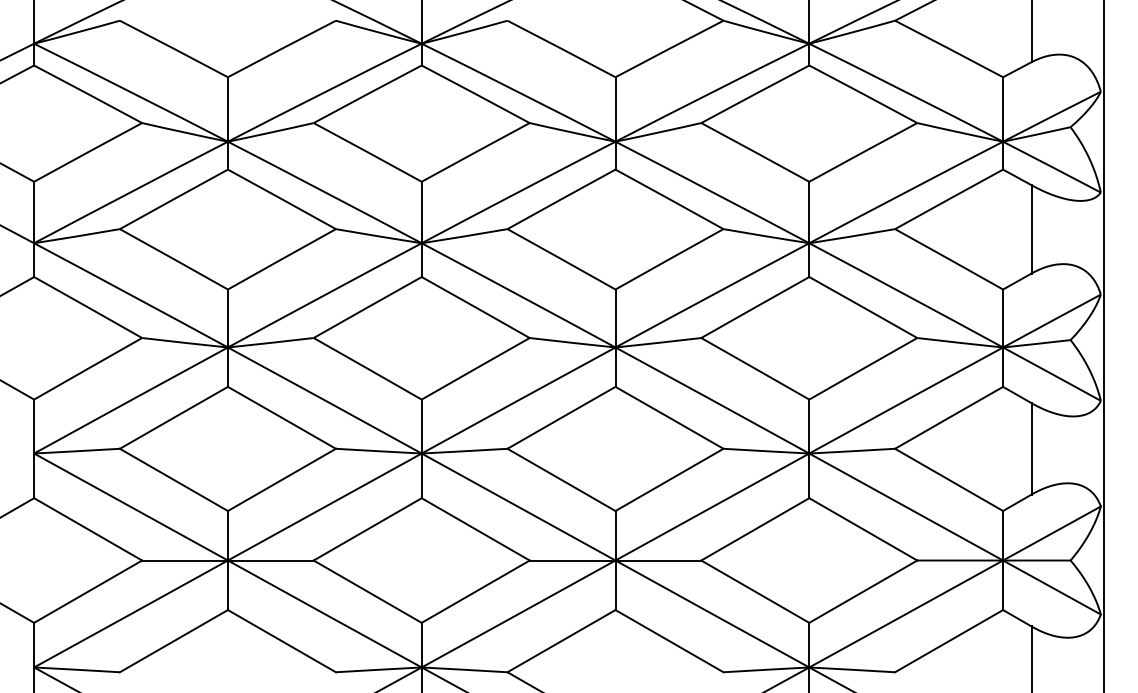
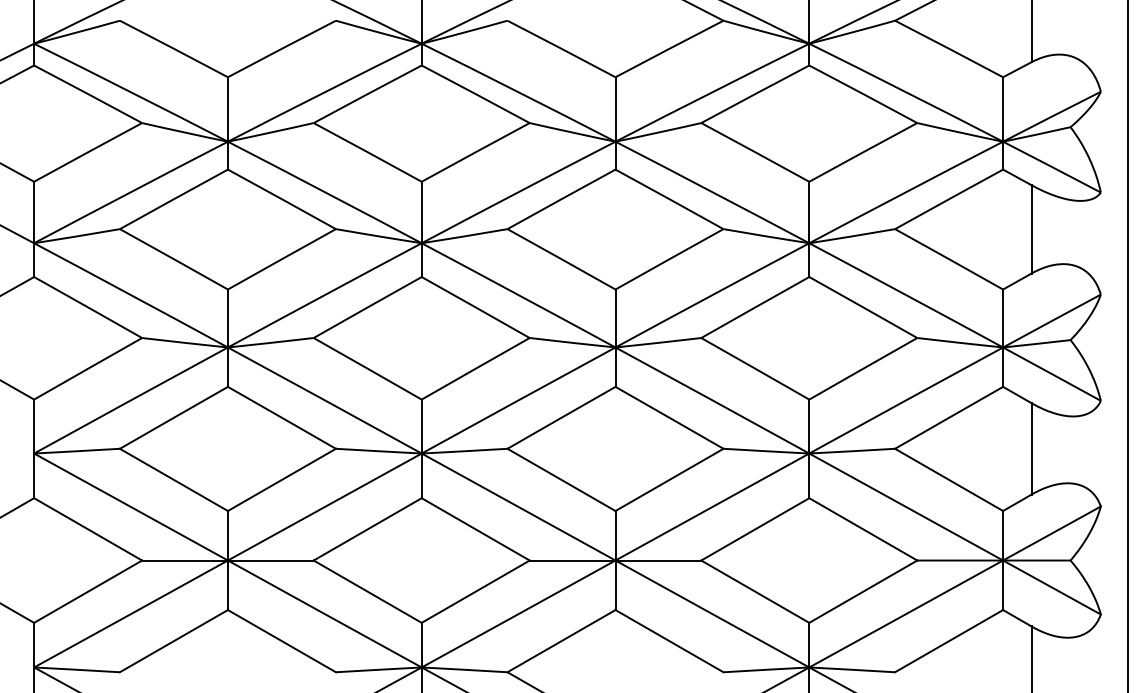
line position: (1103, 345) -> (1127, 345) (1127, 345)
